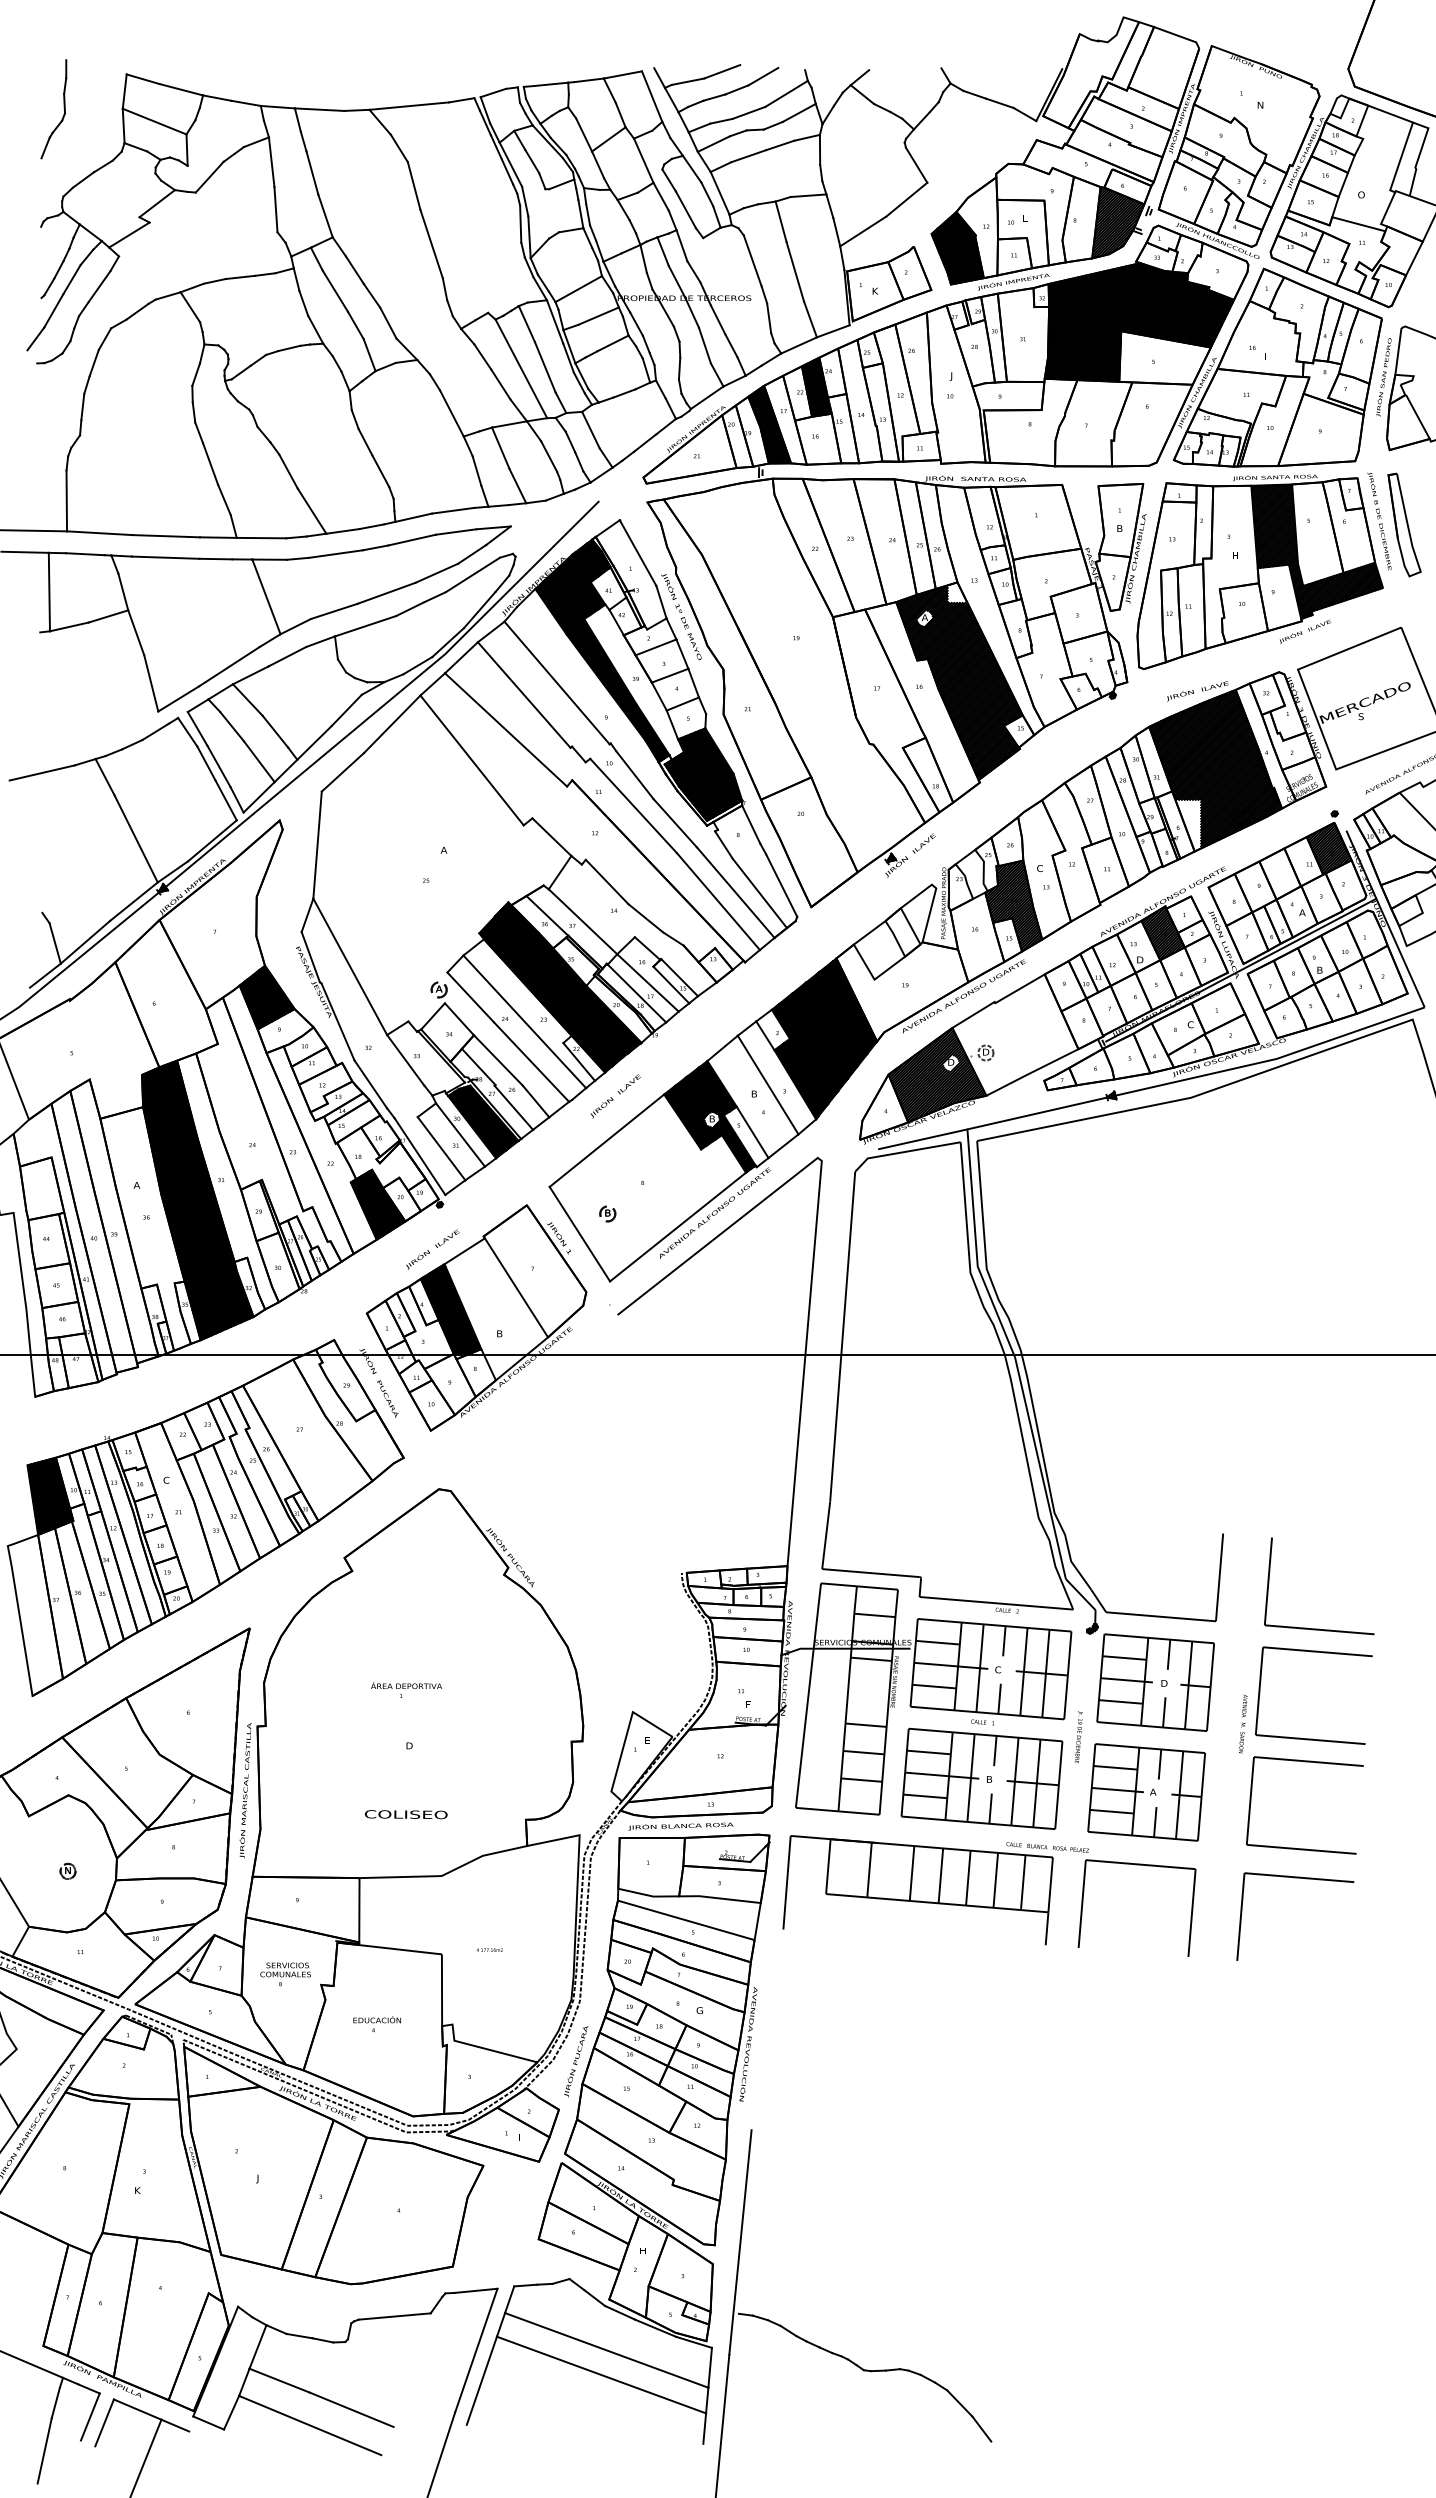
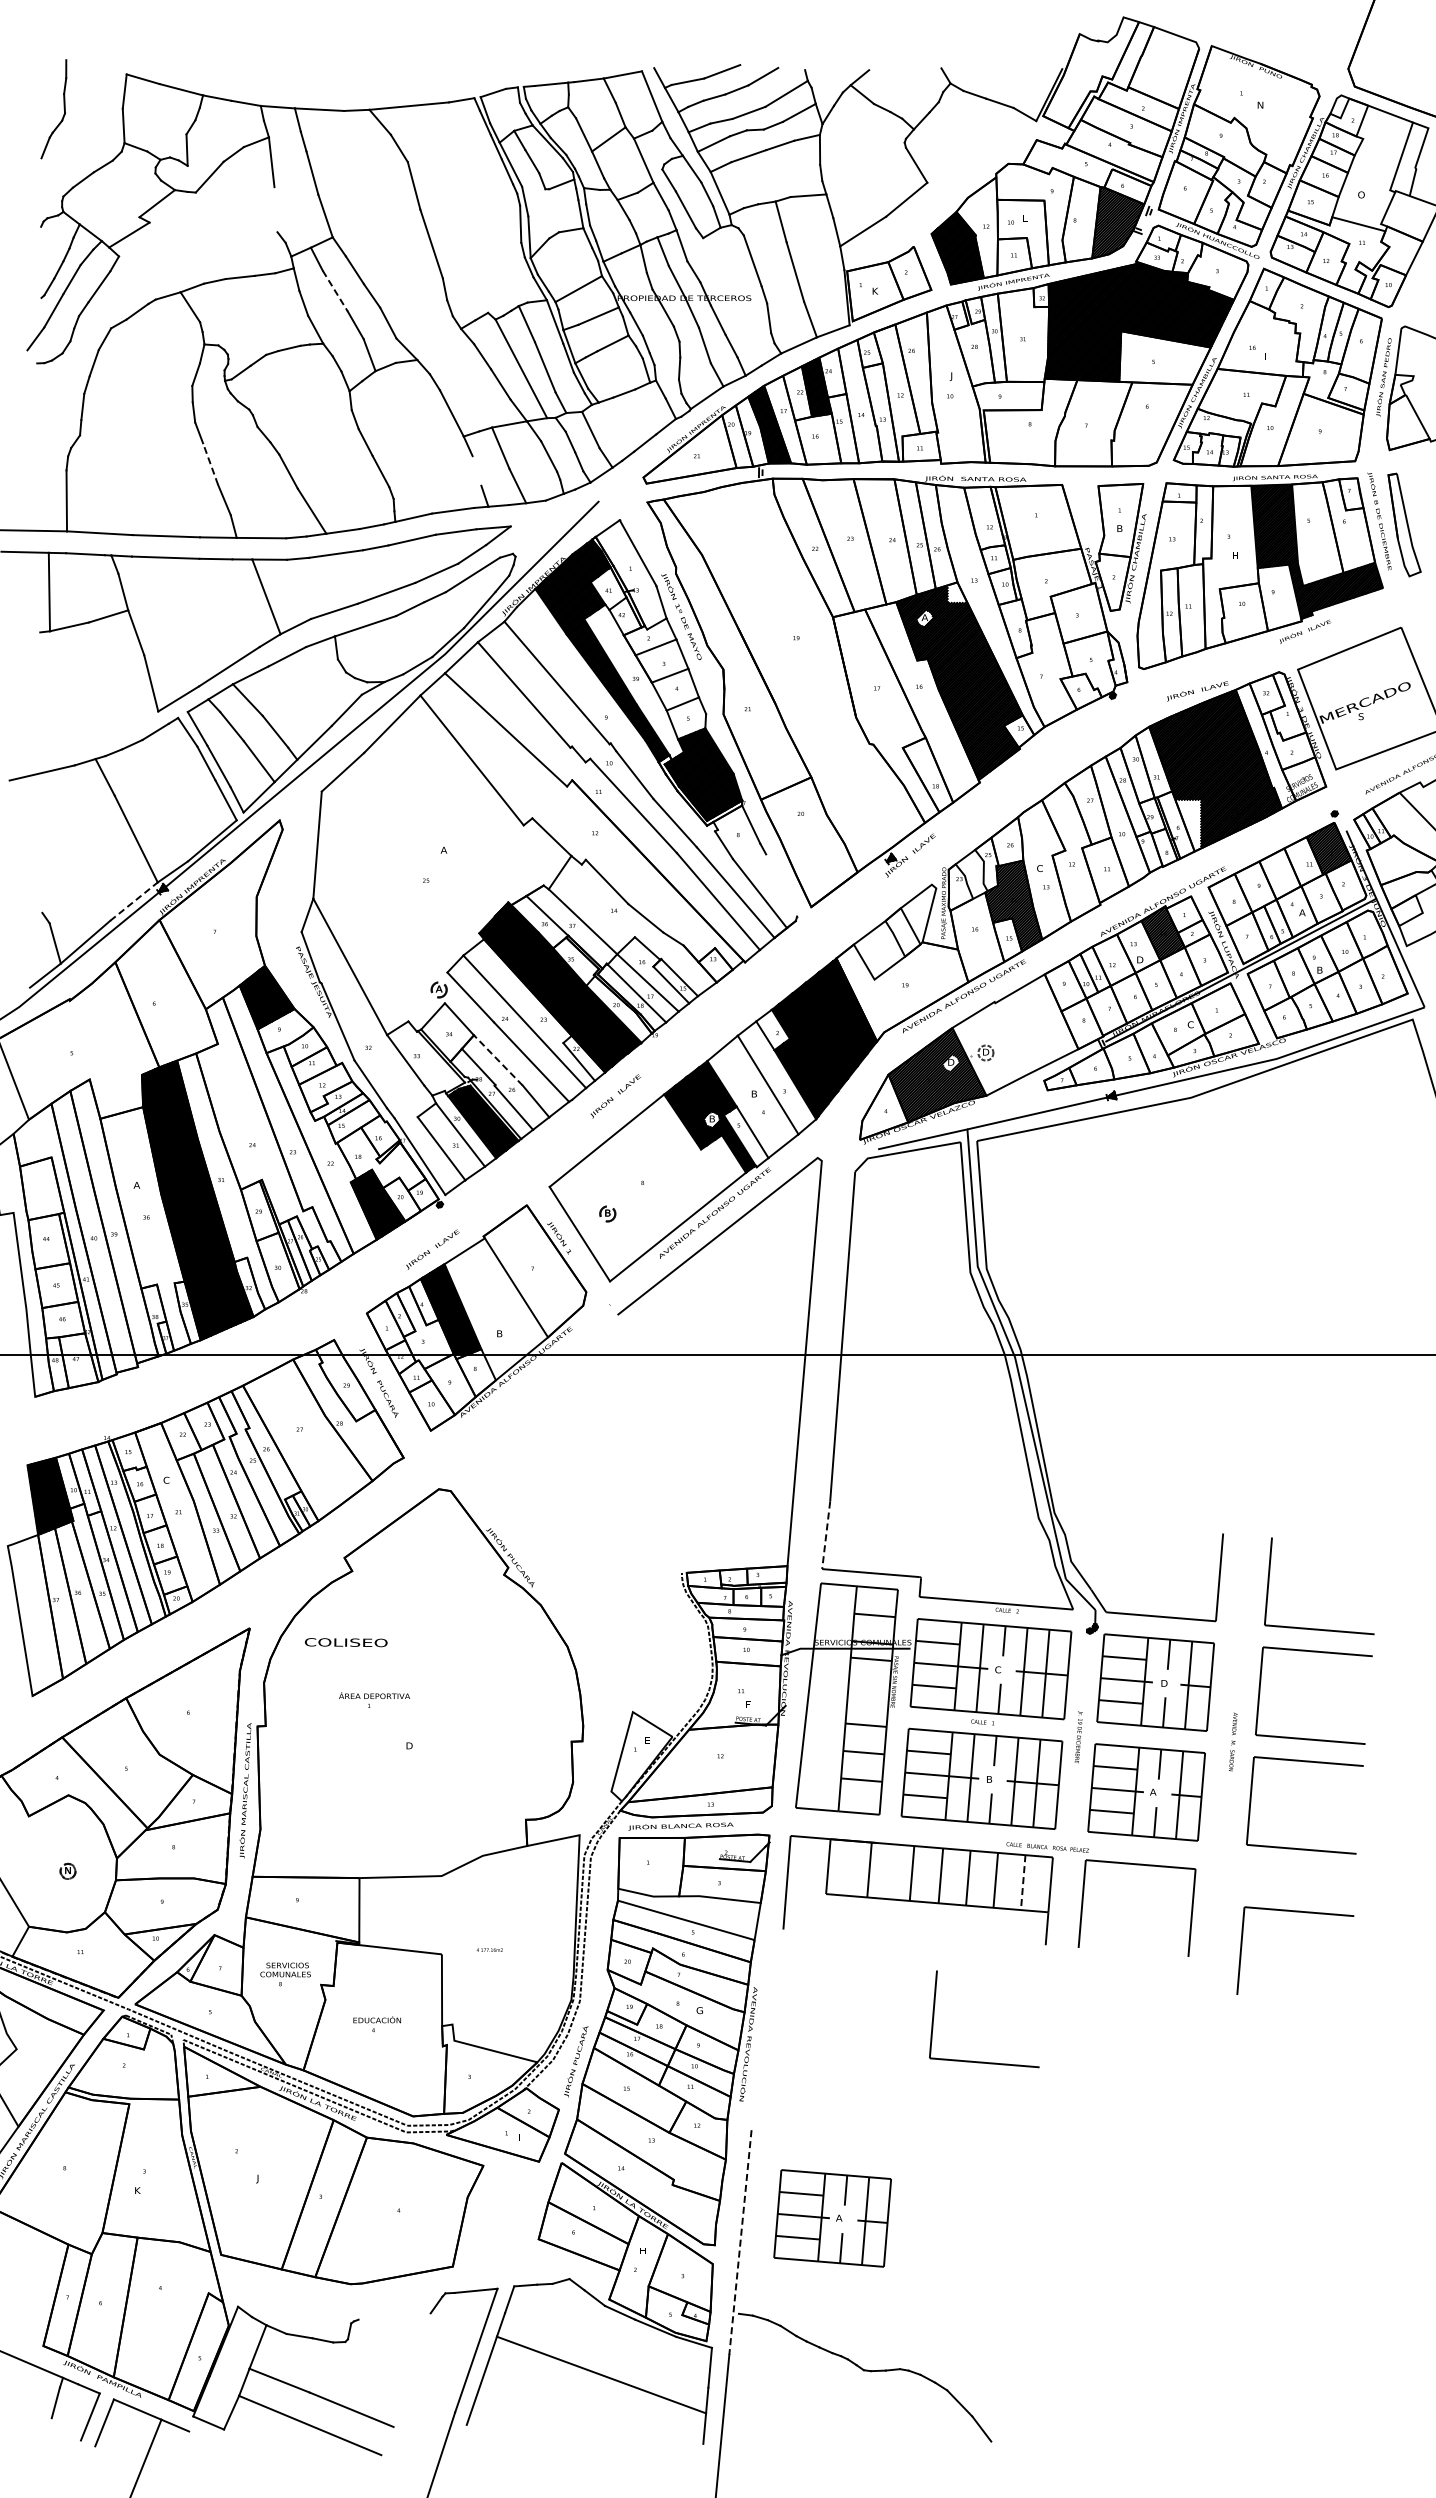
line: present -> none (154, 121)
line: present -> none (275, 209)
line: solid -> dashed (335, 291)
line: solid -> dashed (210, 463)
line: present -> none (476, 470)
line: present -> none (781, 885)
line: solid -> dashed (134, 901)
line: solid -> dashed (498, 1060)
line: solid -> dashed (826, 1535)
text position: (406, 1689) -> (374, 1699) (374, 1699)
text position: (1243, 1723) -> (1233, 1741) (1233, 1741)
text position: (406, 1814) -> (346, 1642) (346, 1642)
part position: (1295, 1878) -> (1295, 1912) (1295, 1912)
line: solid -> dashed (1023, 1882)
part: none -> present (984, 2061)
part: none -> present (832, 2218)
line: solid -> dashed (740, 2242)
line: present -> none (394, 2316)
line: present -> none (606, 2350)
line: present -> none (44, 2450)
